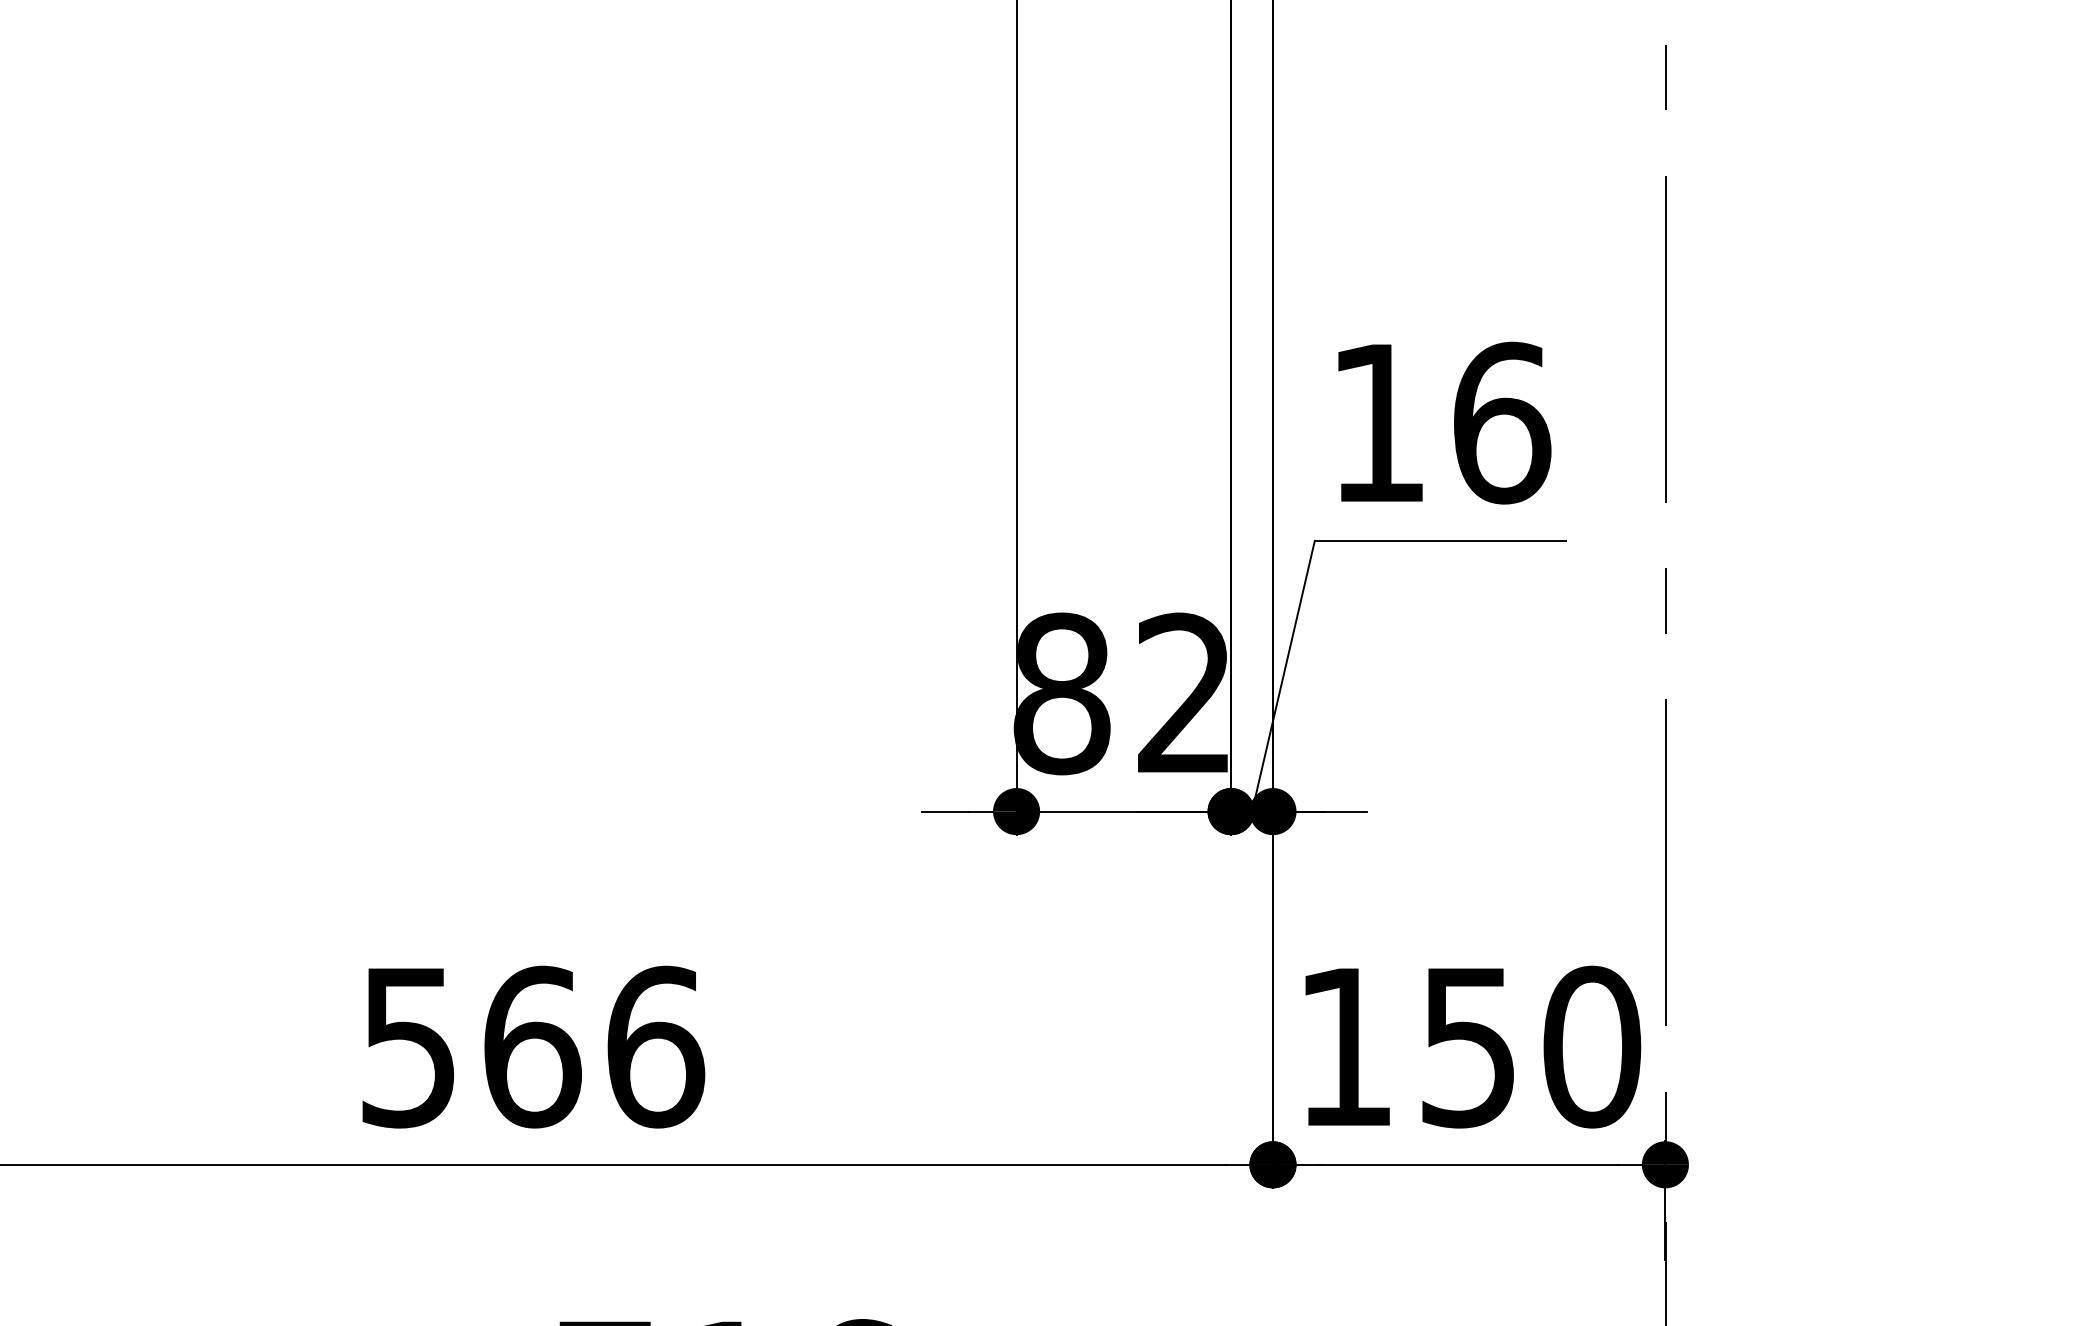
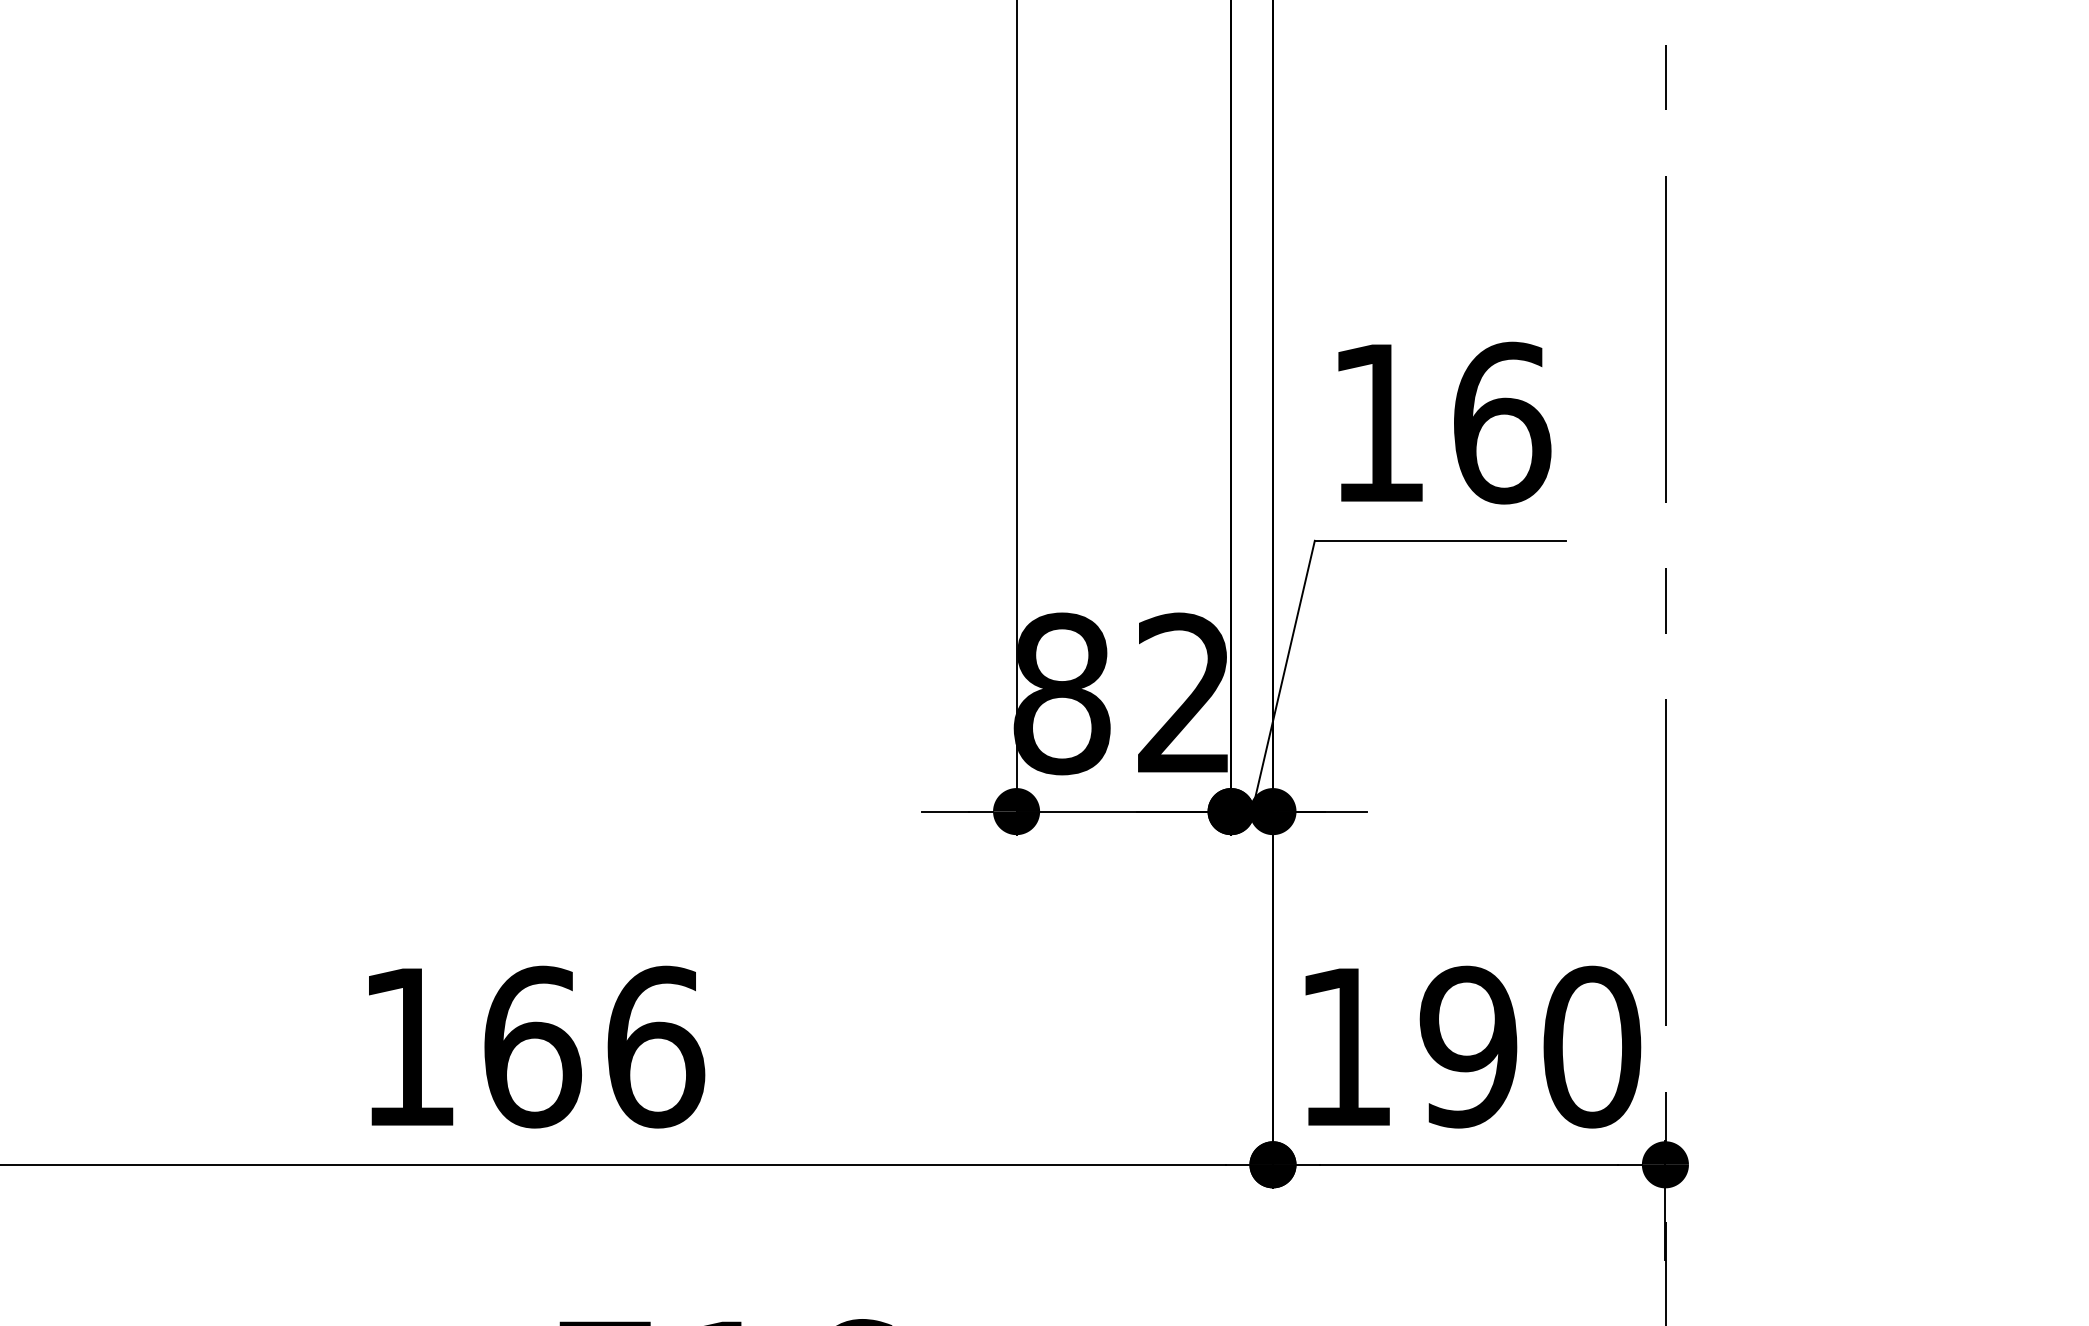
text: 150 -> 190 (1468, 1046)
text: 566 -> 166 (408, 1048)
